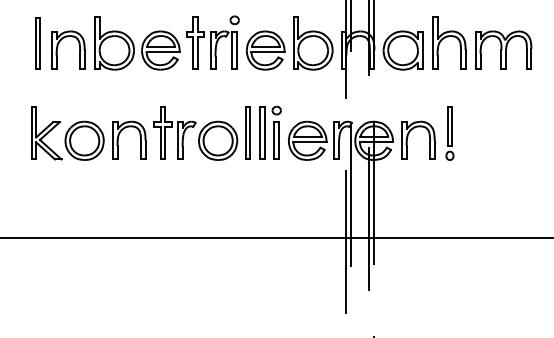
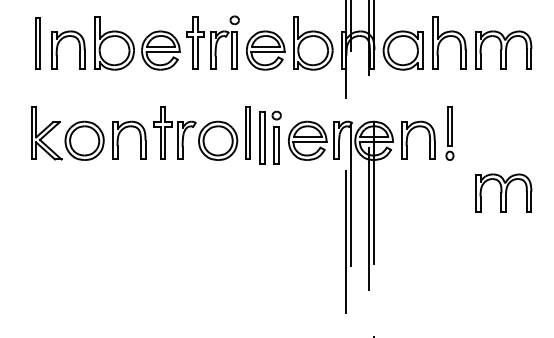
part position: (270, 132) -> (270, 137) (270, 137)
part: none -> present (503, 192)
line: present -> none (276, 238)
